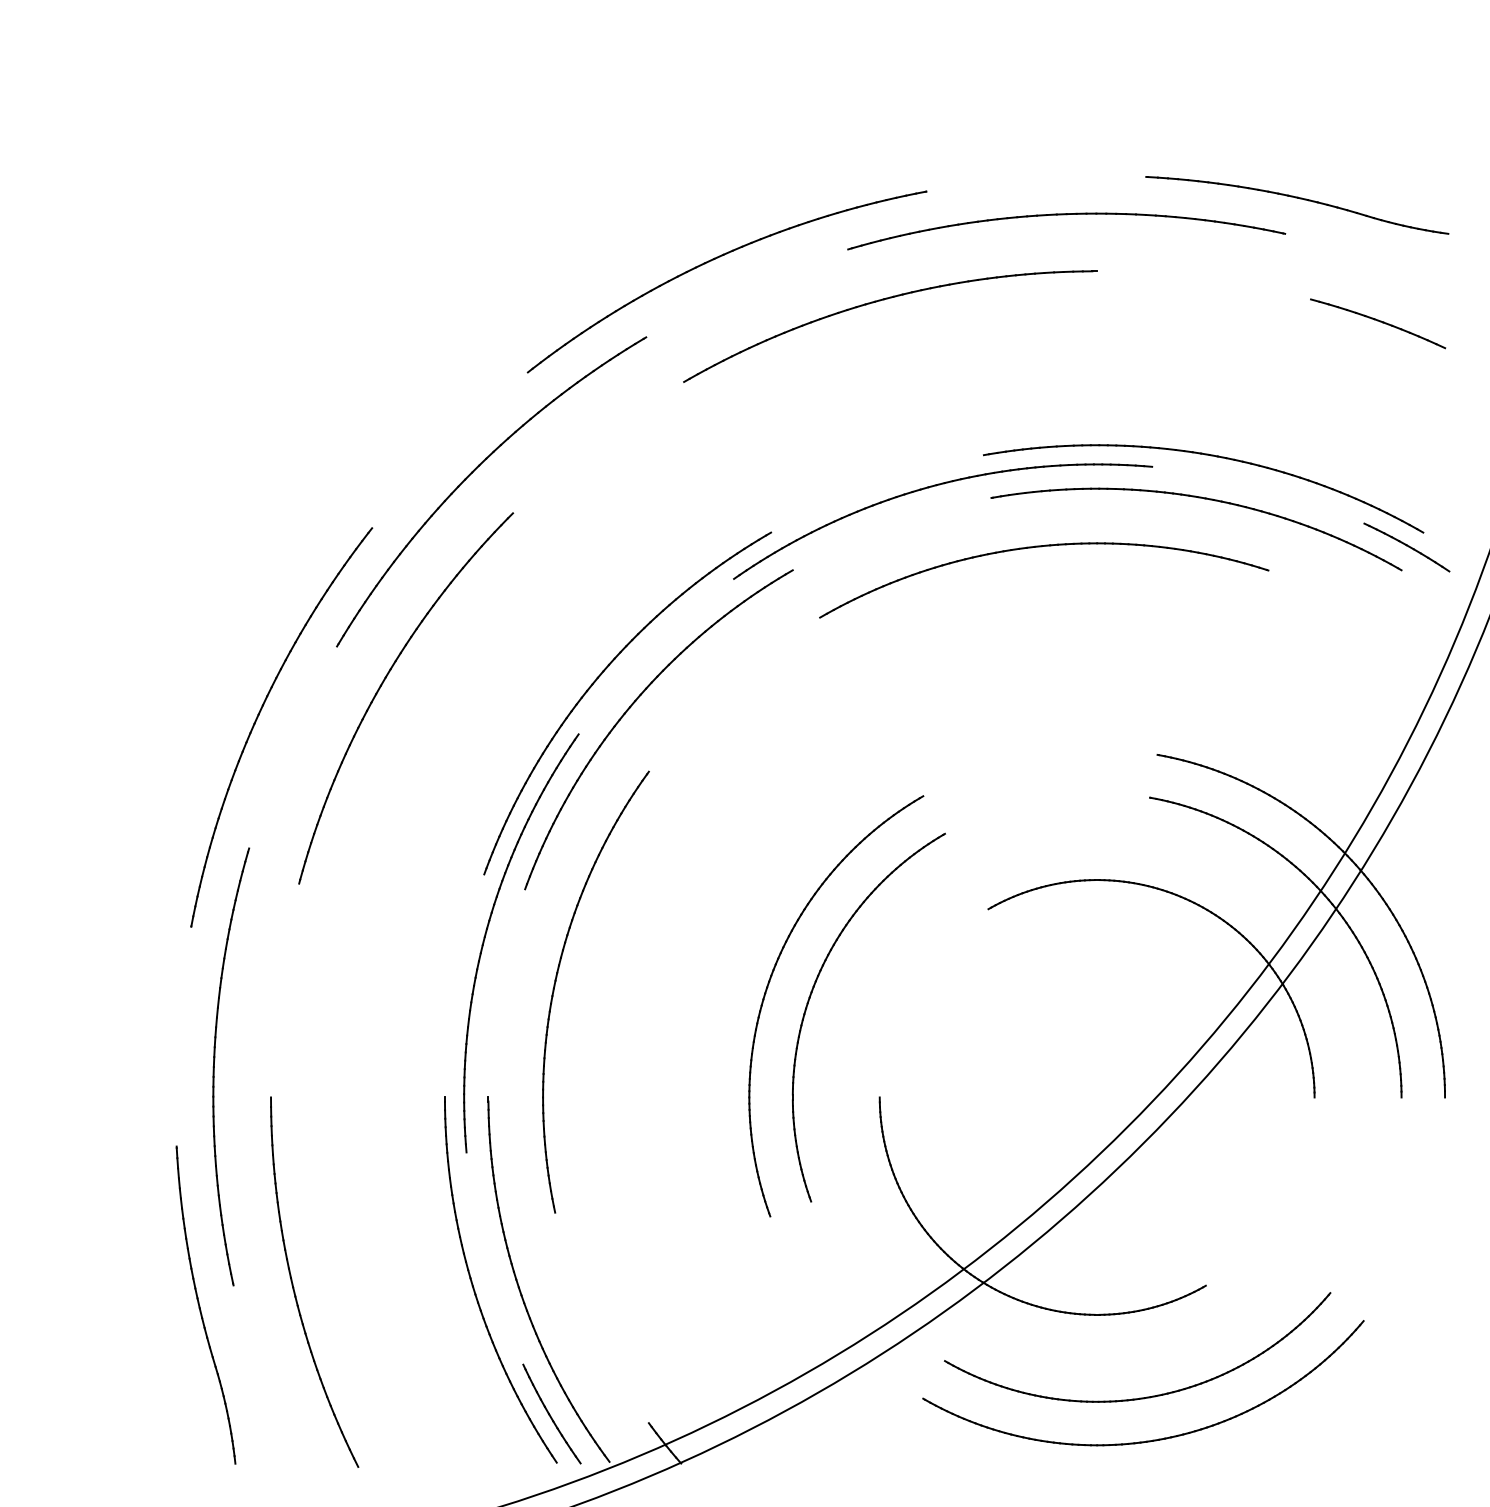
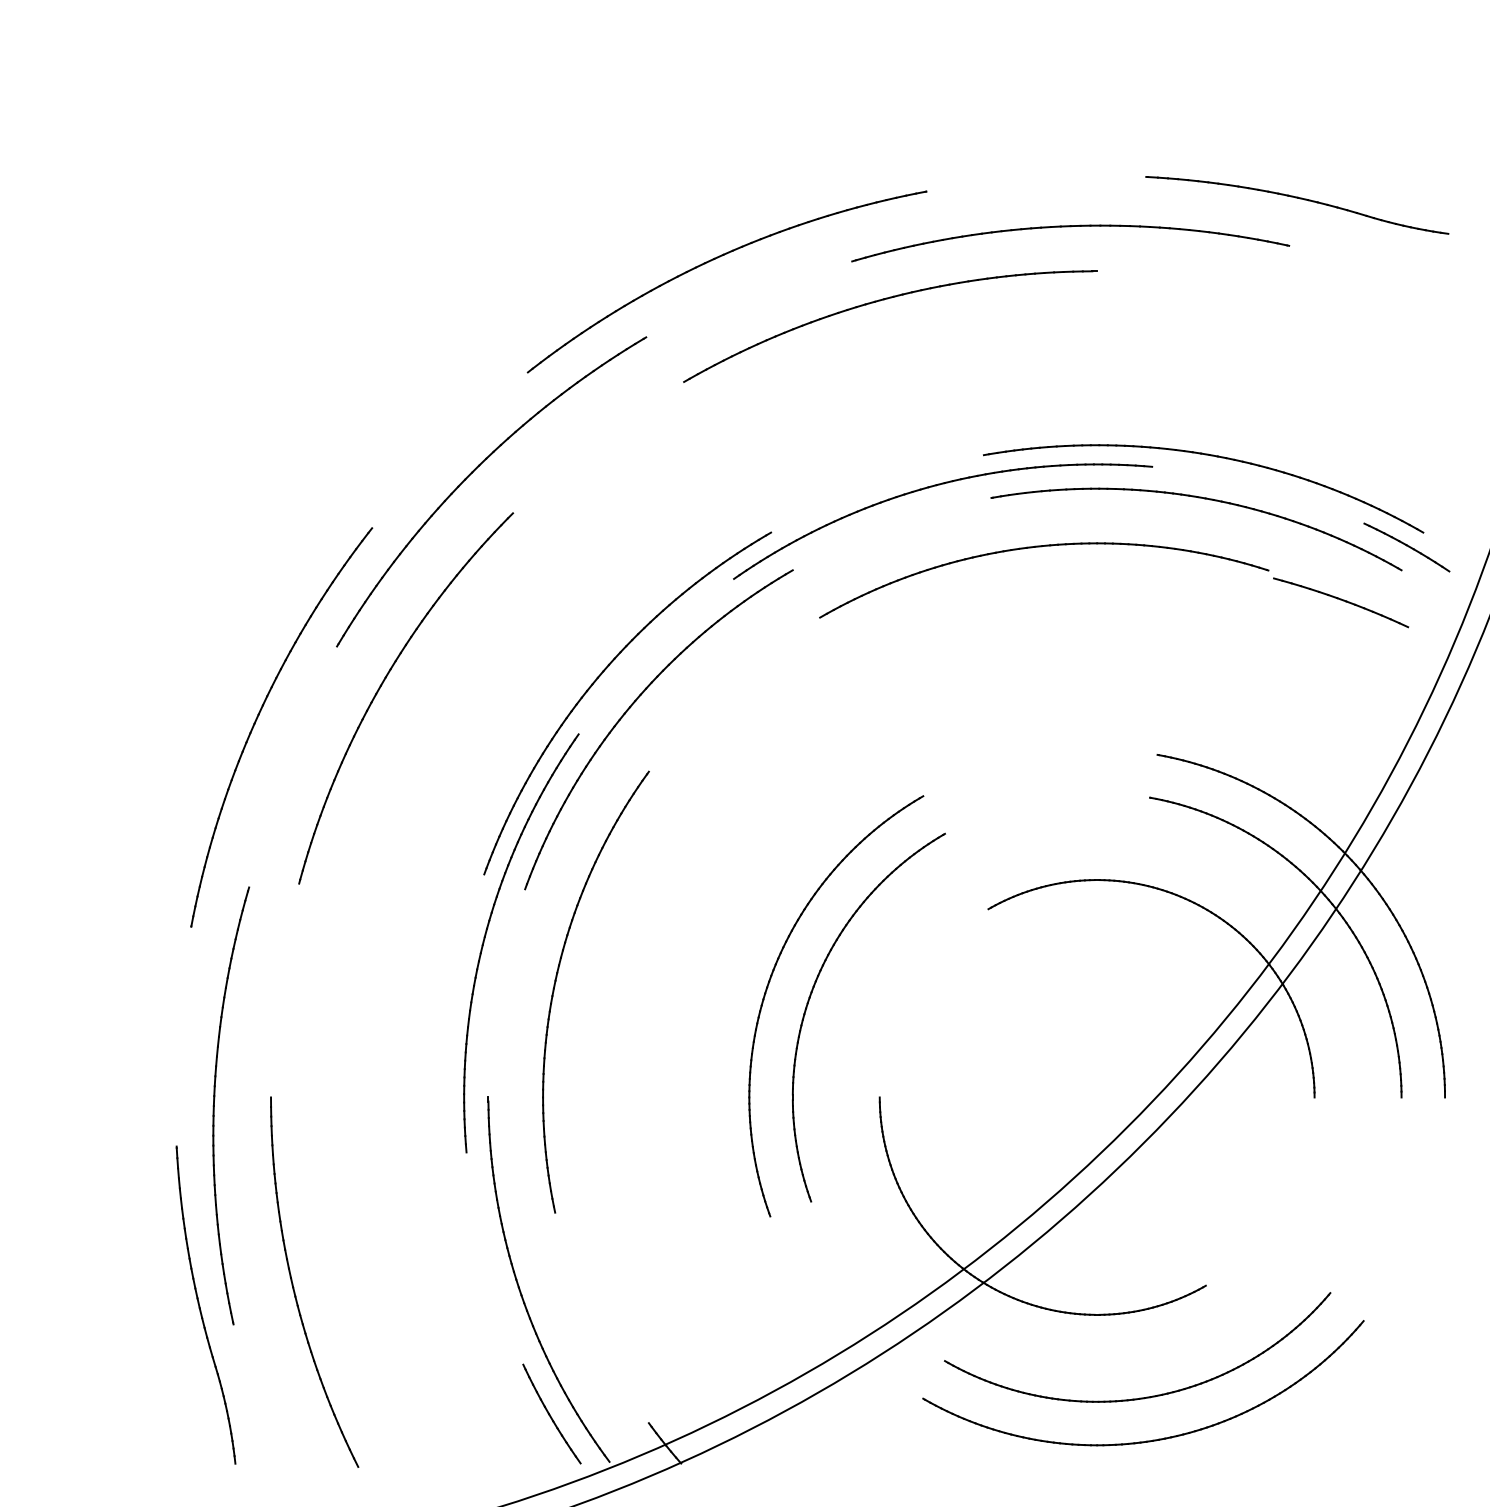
part position: (1066, 215) -> (1070, 227) (1070, 227)
part position: (1378, 323) -> (1341, 602) (1341, 602)
part position: (214, 1066) -> (214, 1105) (214, 1105)
part: present -> none (474, 1287)
